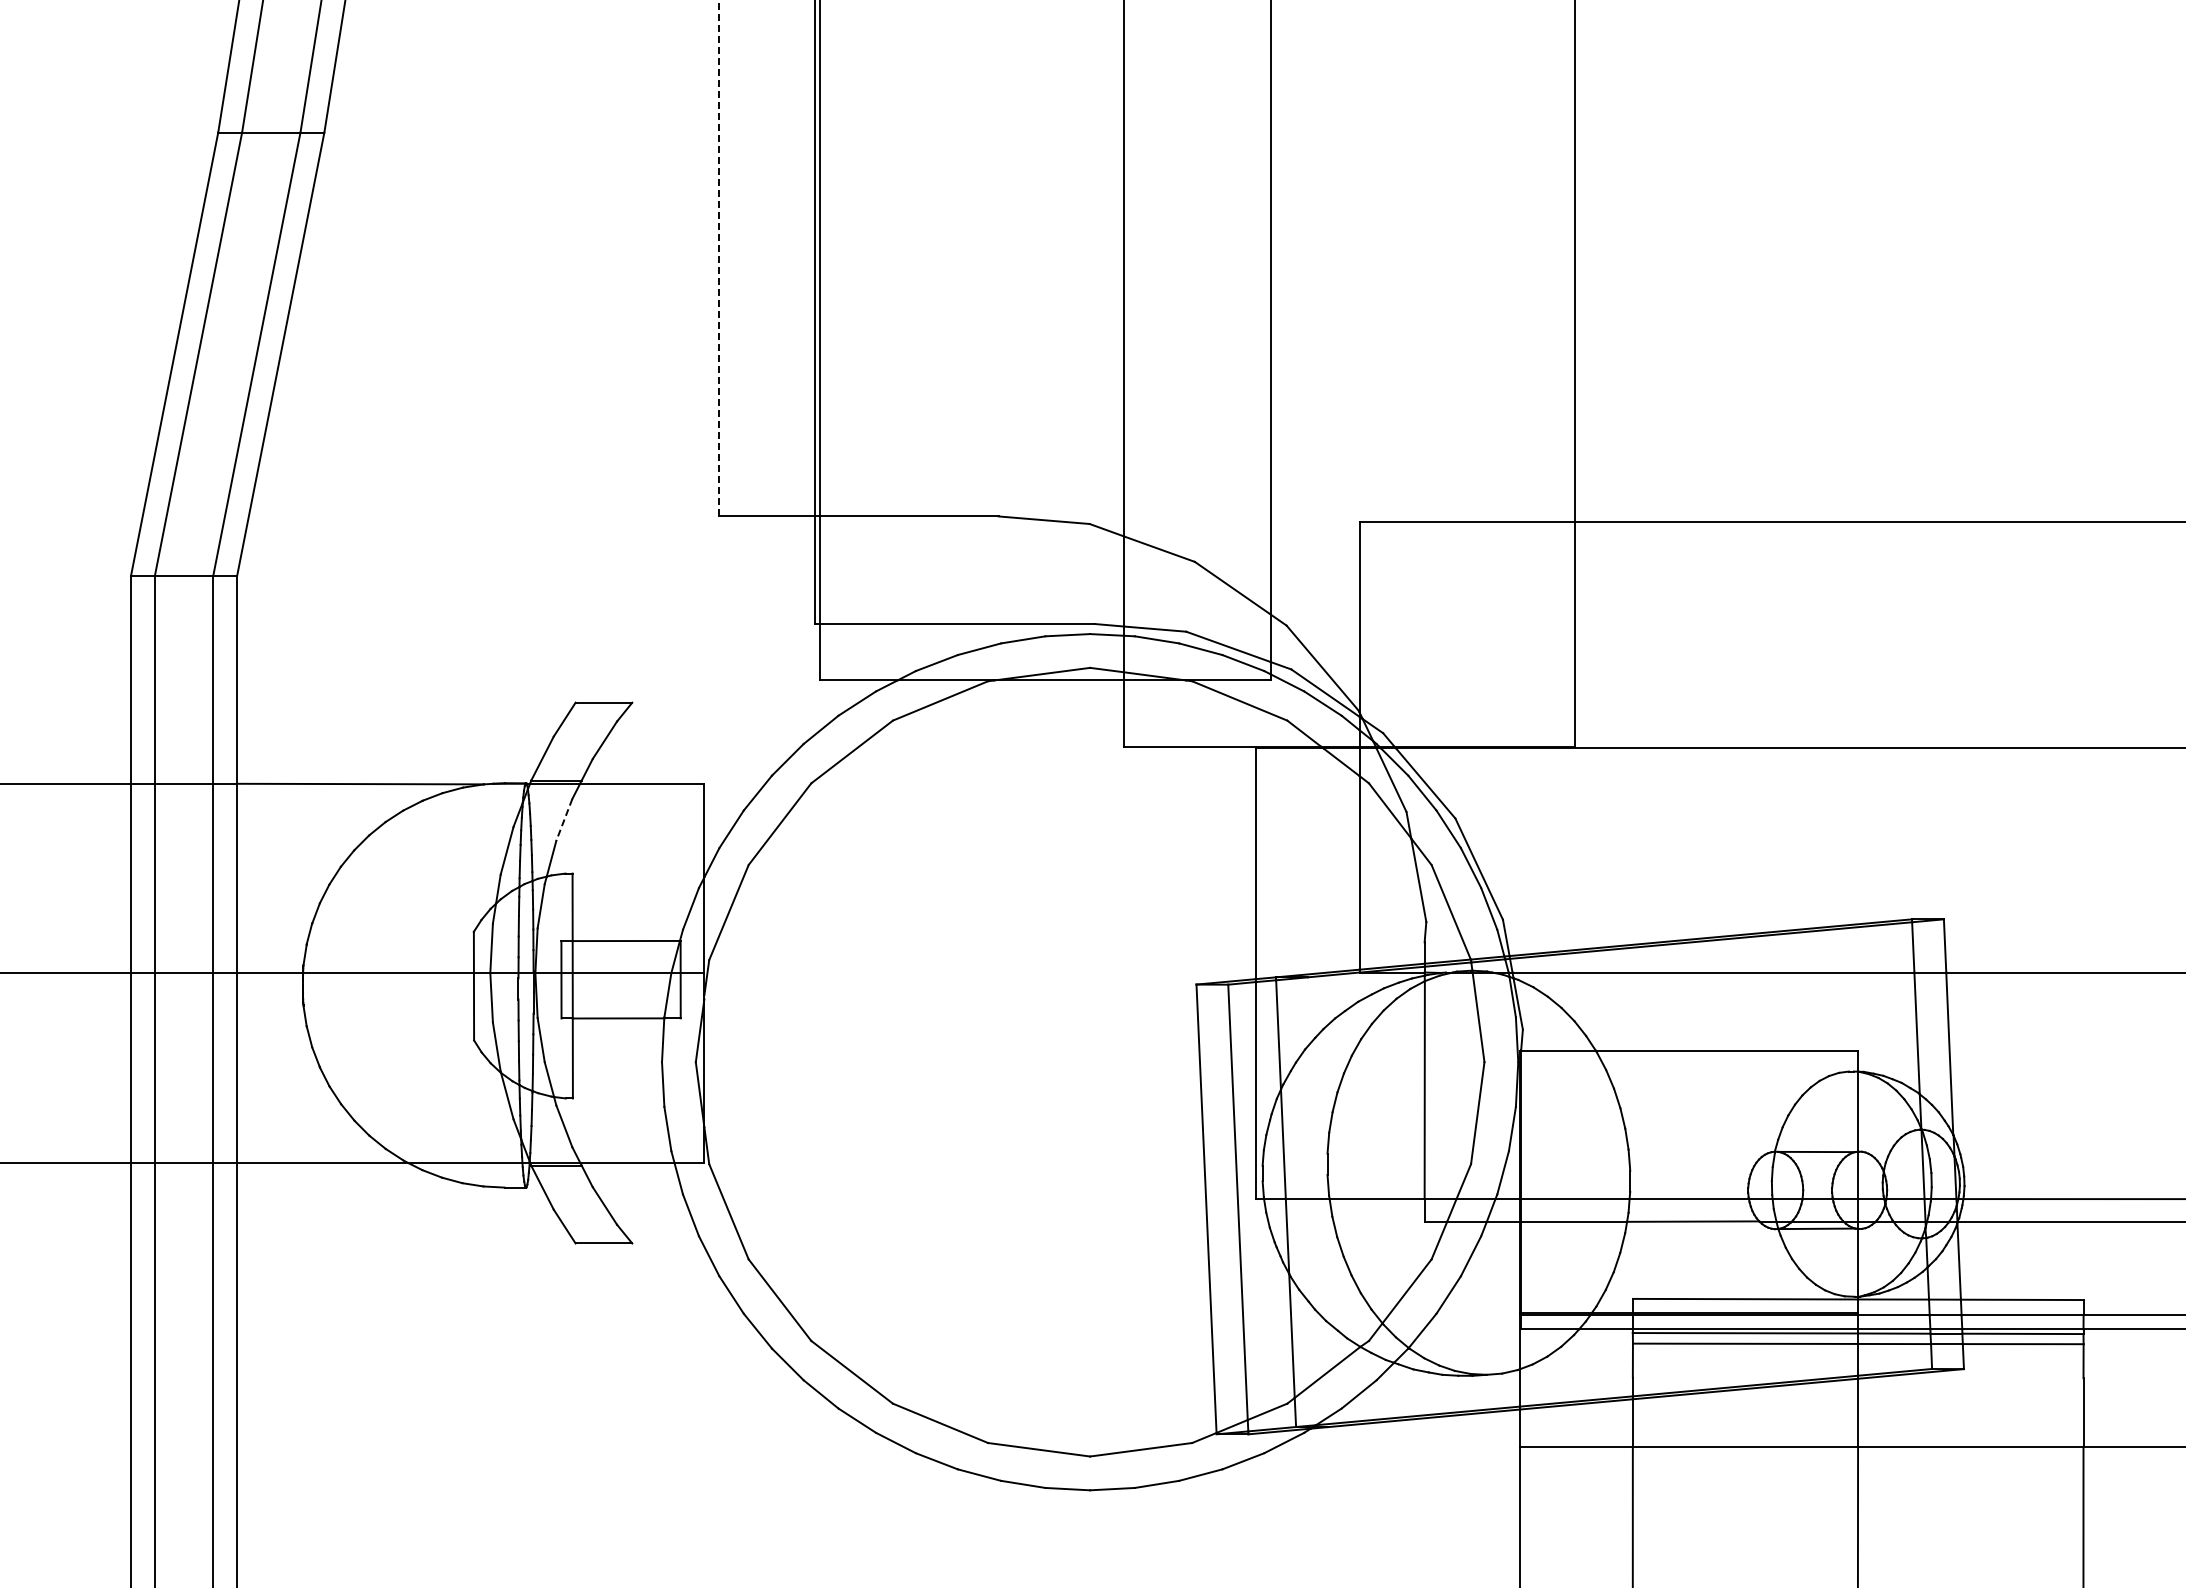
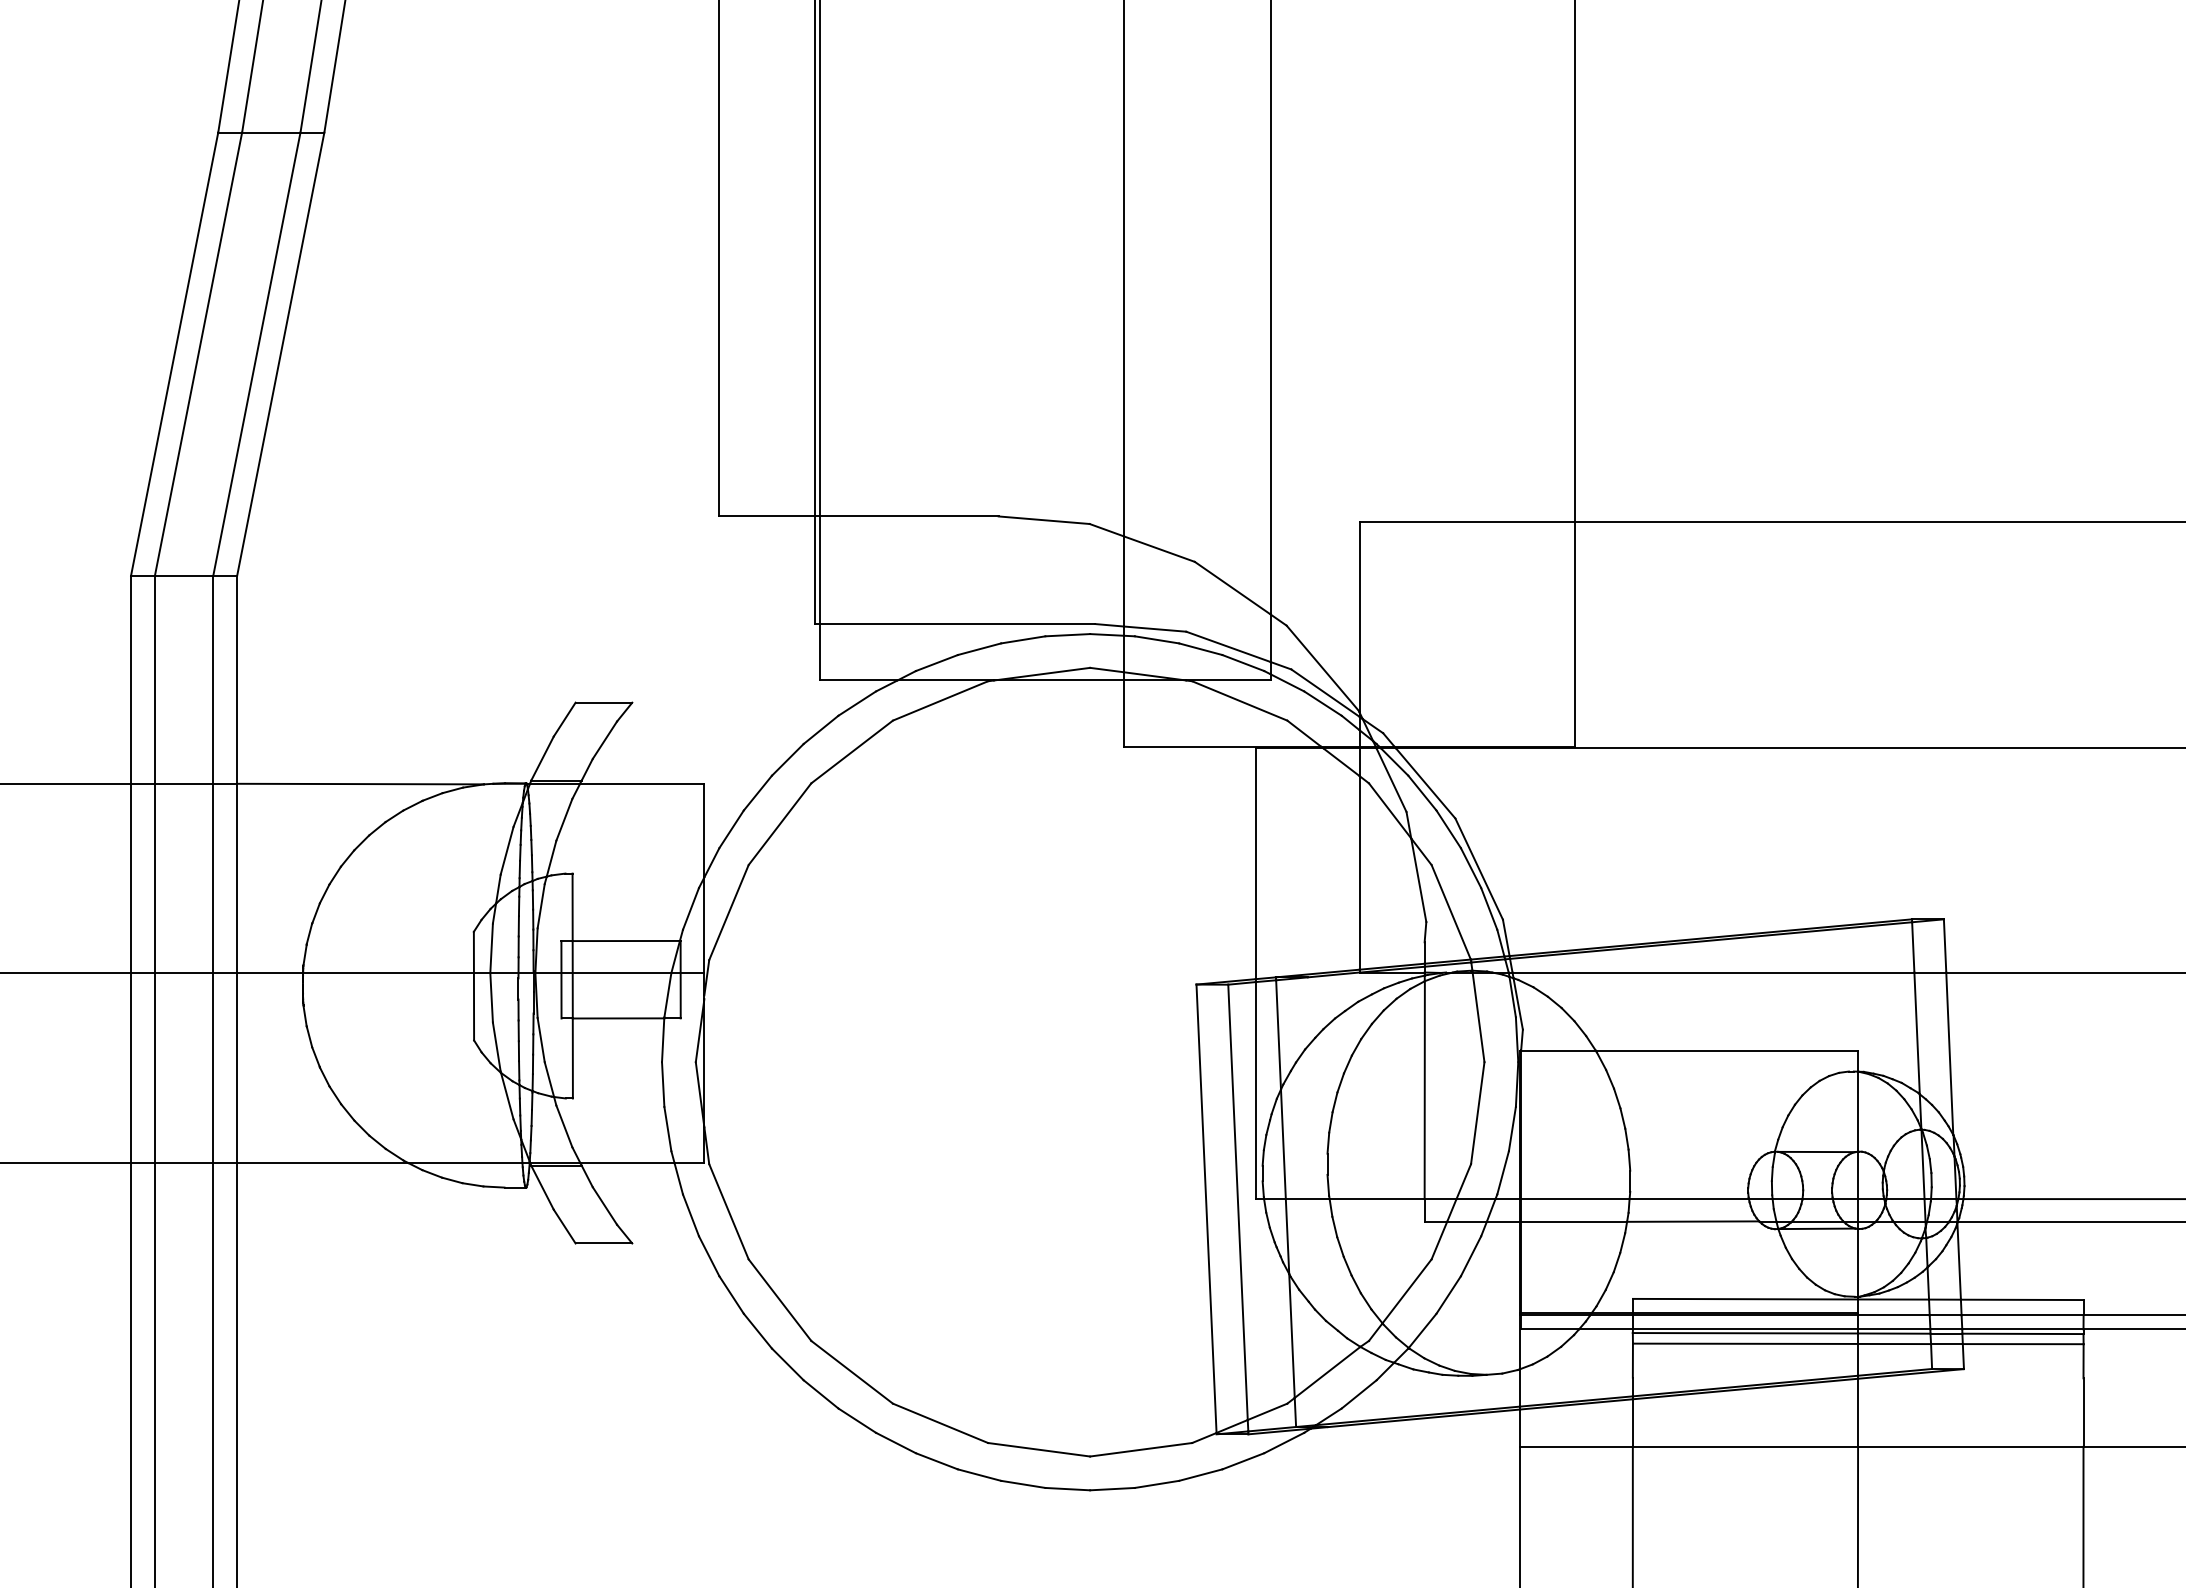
line: dashed -> solid (718, 258)
line: dashed -> solid (564, 820)
